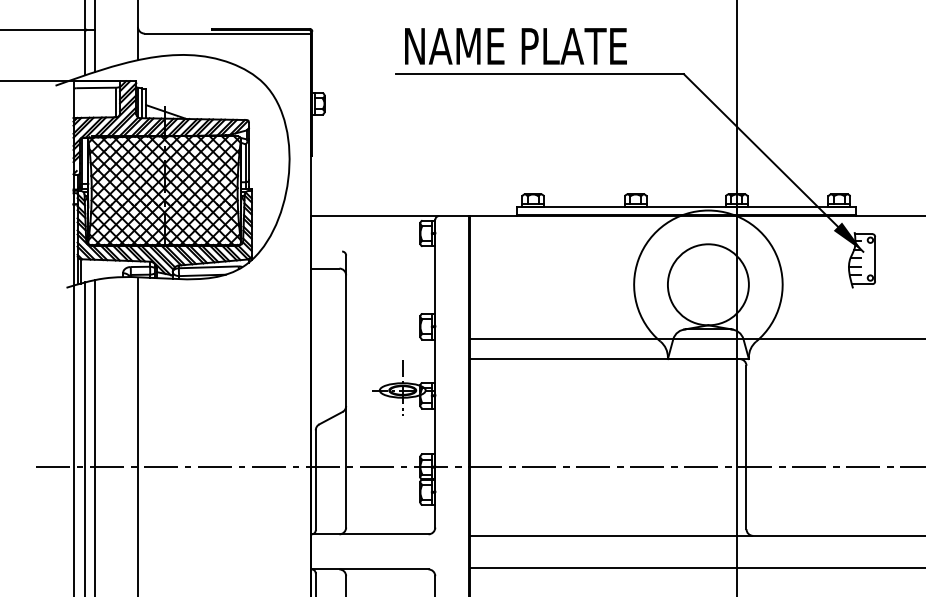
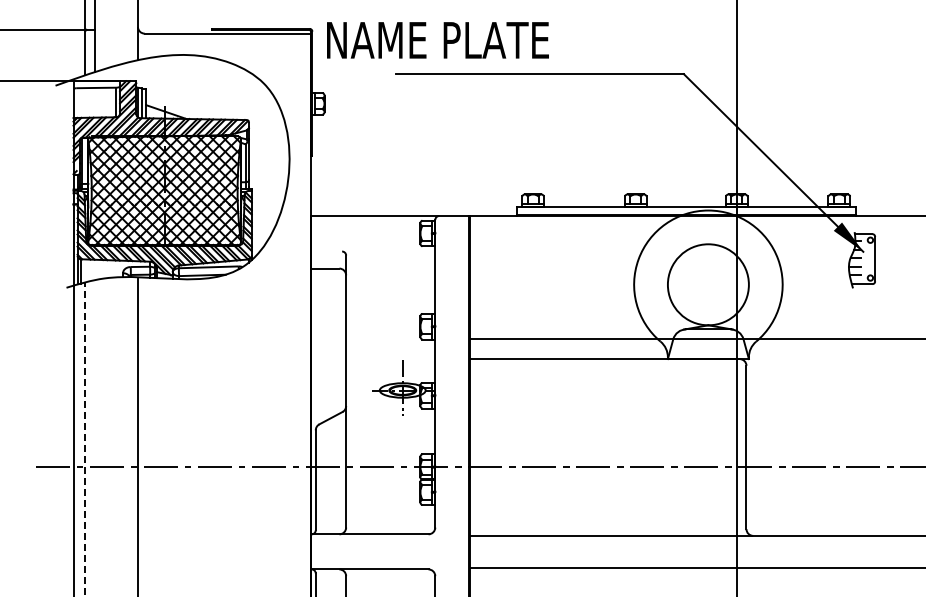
text position: (515, 46) -> (437, 40) (437, 40)
line: present -> none (94, 436)
line: solid -> dashed (85, 439)
